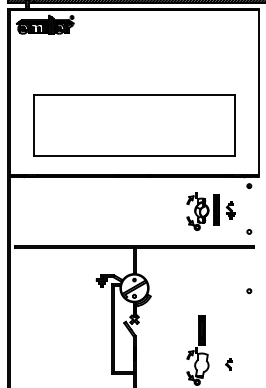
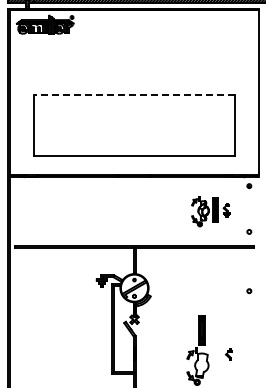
line: solid -> dashed (134, 95)
part size: 50x39 px -> 40x32 px (210, 211)
part position: (228, 364) -> (228, 354) (228, 354)
